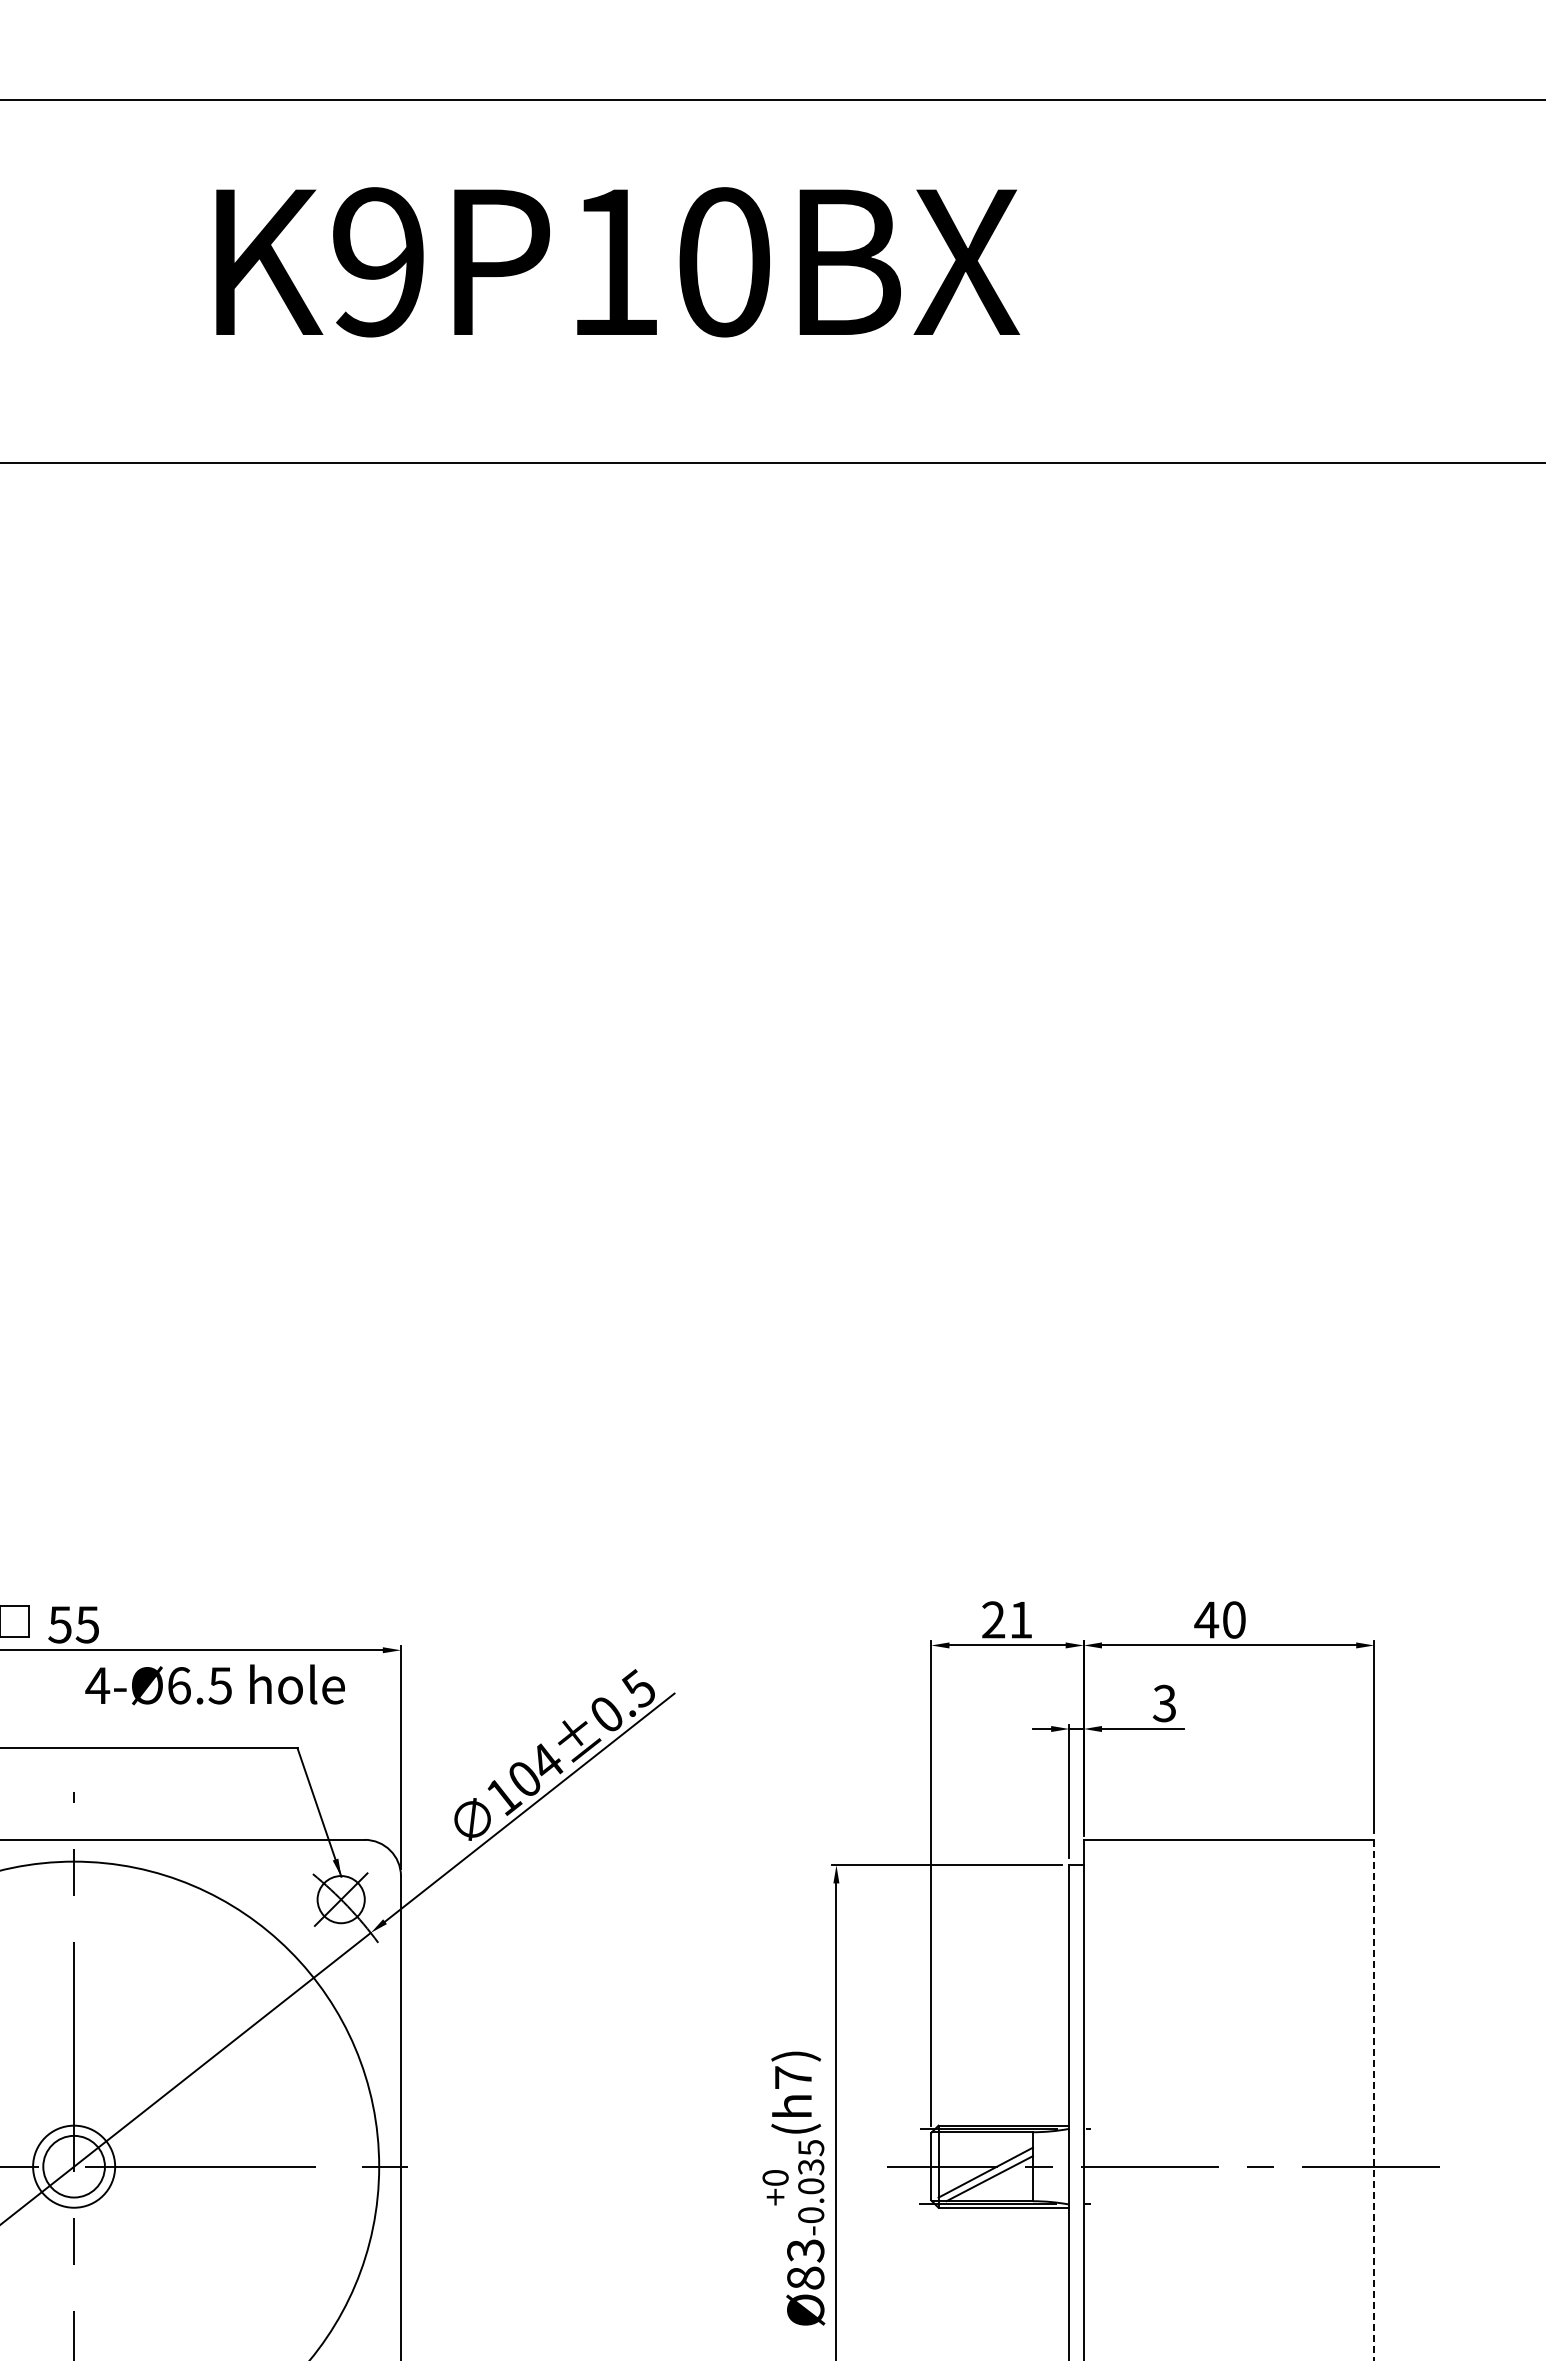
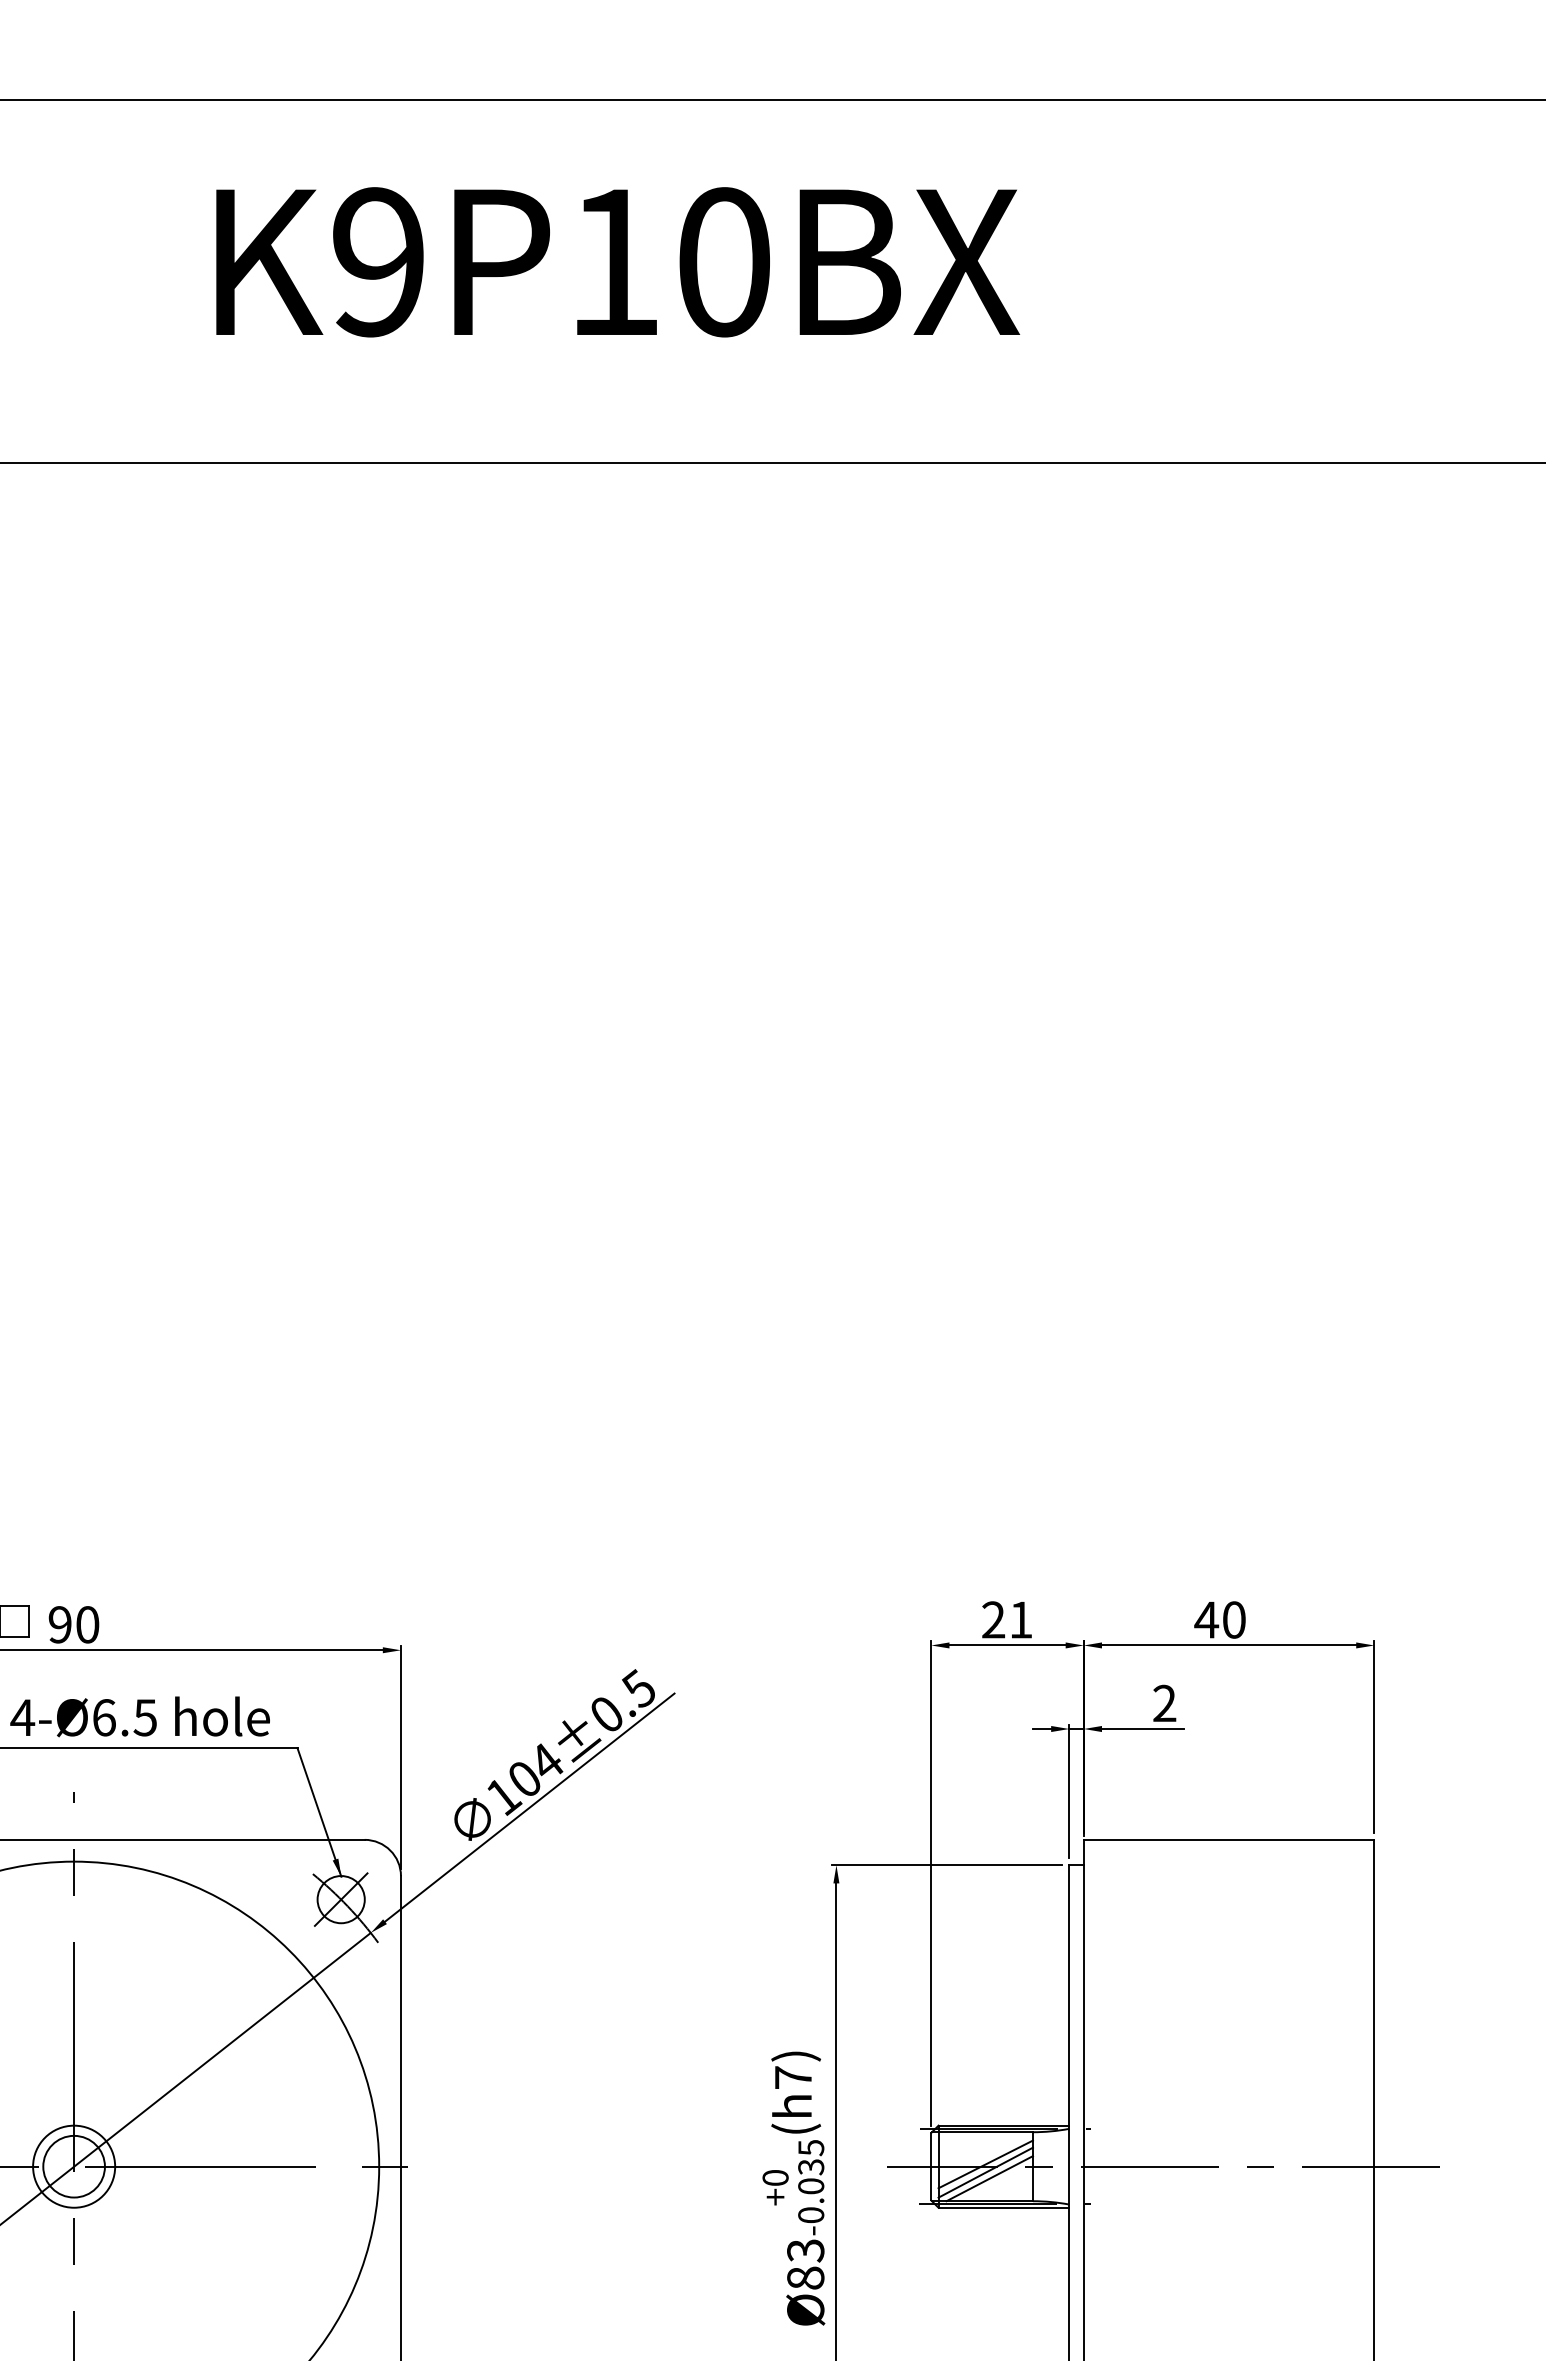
text: 55 -> 90 (73, 1624)
text position: (214, 1684) -> (139, 1716) (139, 1716)
text: 3 -> 2 (1164, 1703)
line: dashed -> solid (1374, 2100)
line: none -> present (985, 2164)
